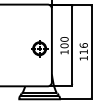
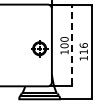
line: solid -> dashed (72, 44)
